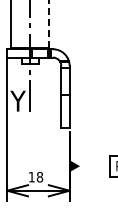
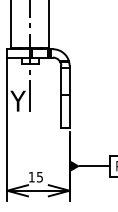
line: dashed -> solid (48, 24)
line: none -> present (95, 166)
text: 18 -> 15 (39, 177)
